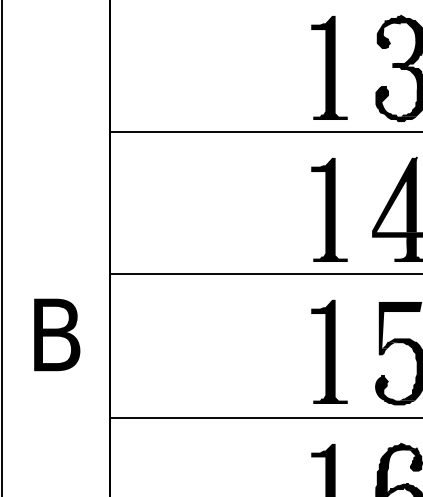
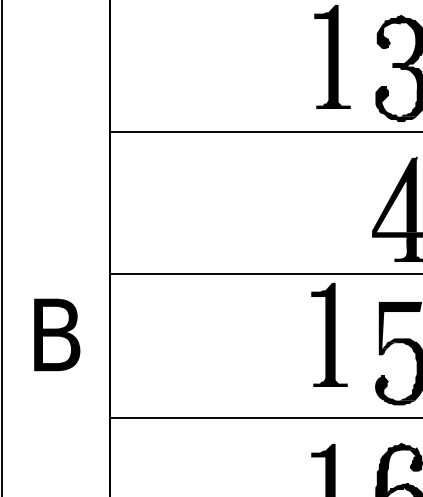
part position: (329, 67) -> (332, 56) (332, 56)
fill: present -> none (329, 209)
part position: (329, 351) -> (329, 334) (329, 334)
